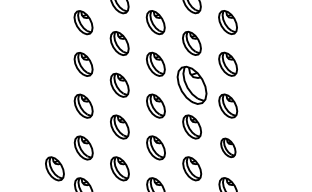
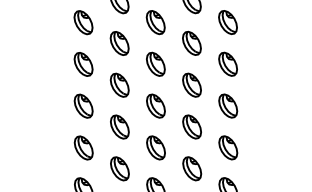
part size: 32x40 px -> 20x26 px (191, 84)
part size: 17x22 px -> 21x26 px (228, 147)
part: present -> none (54, 168)
